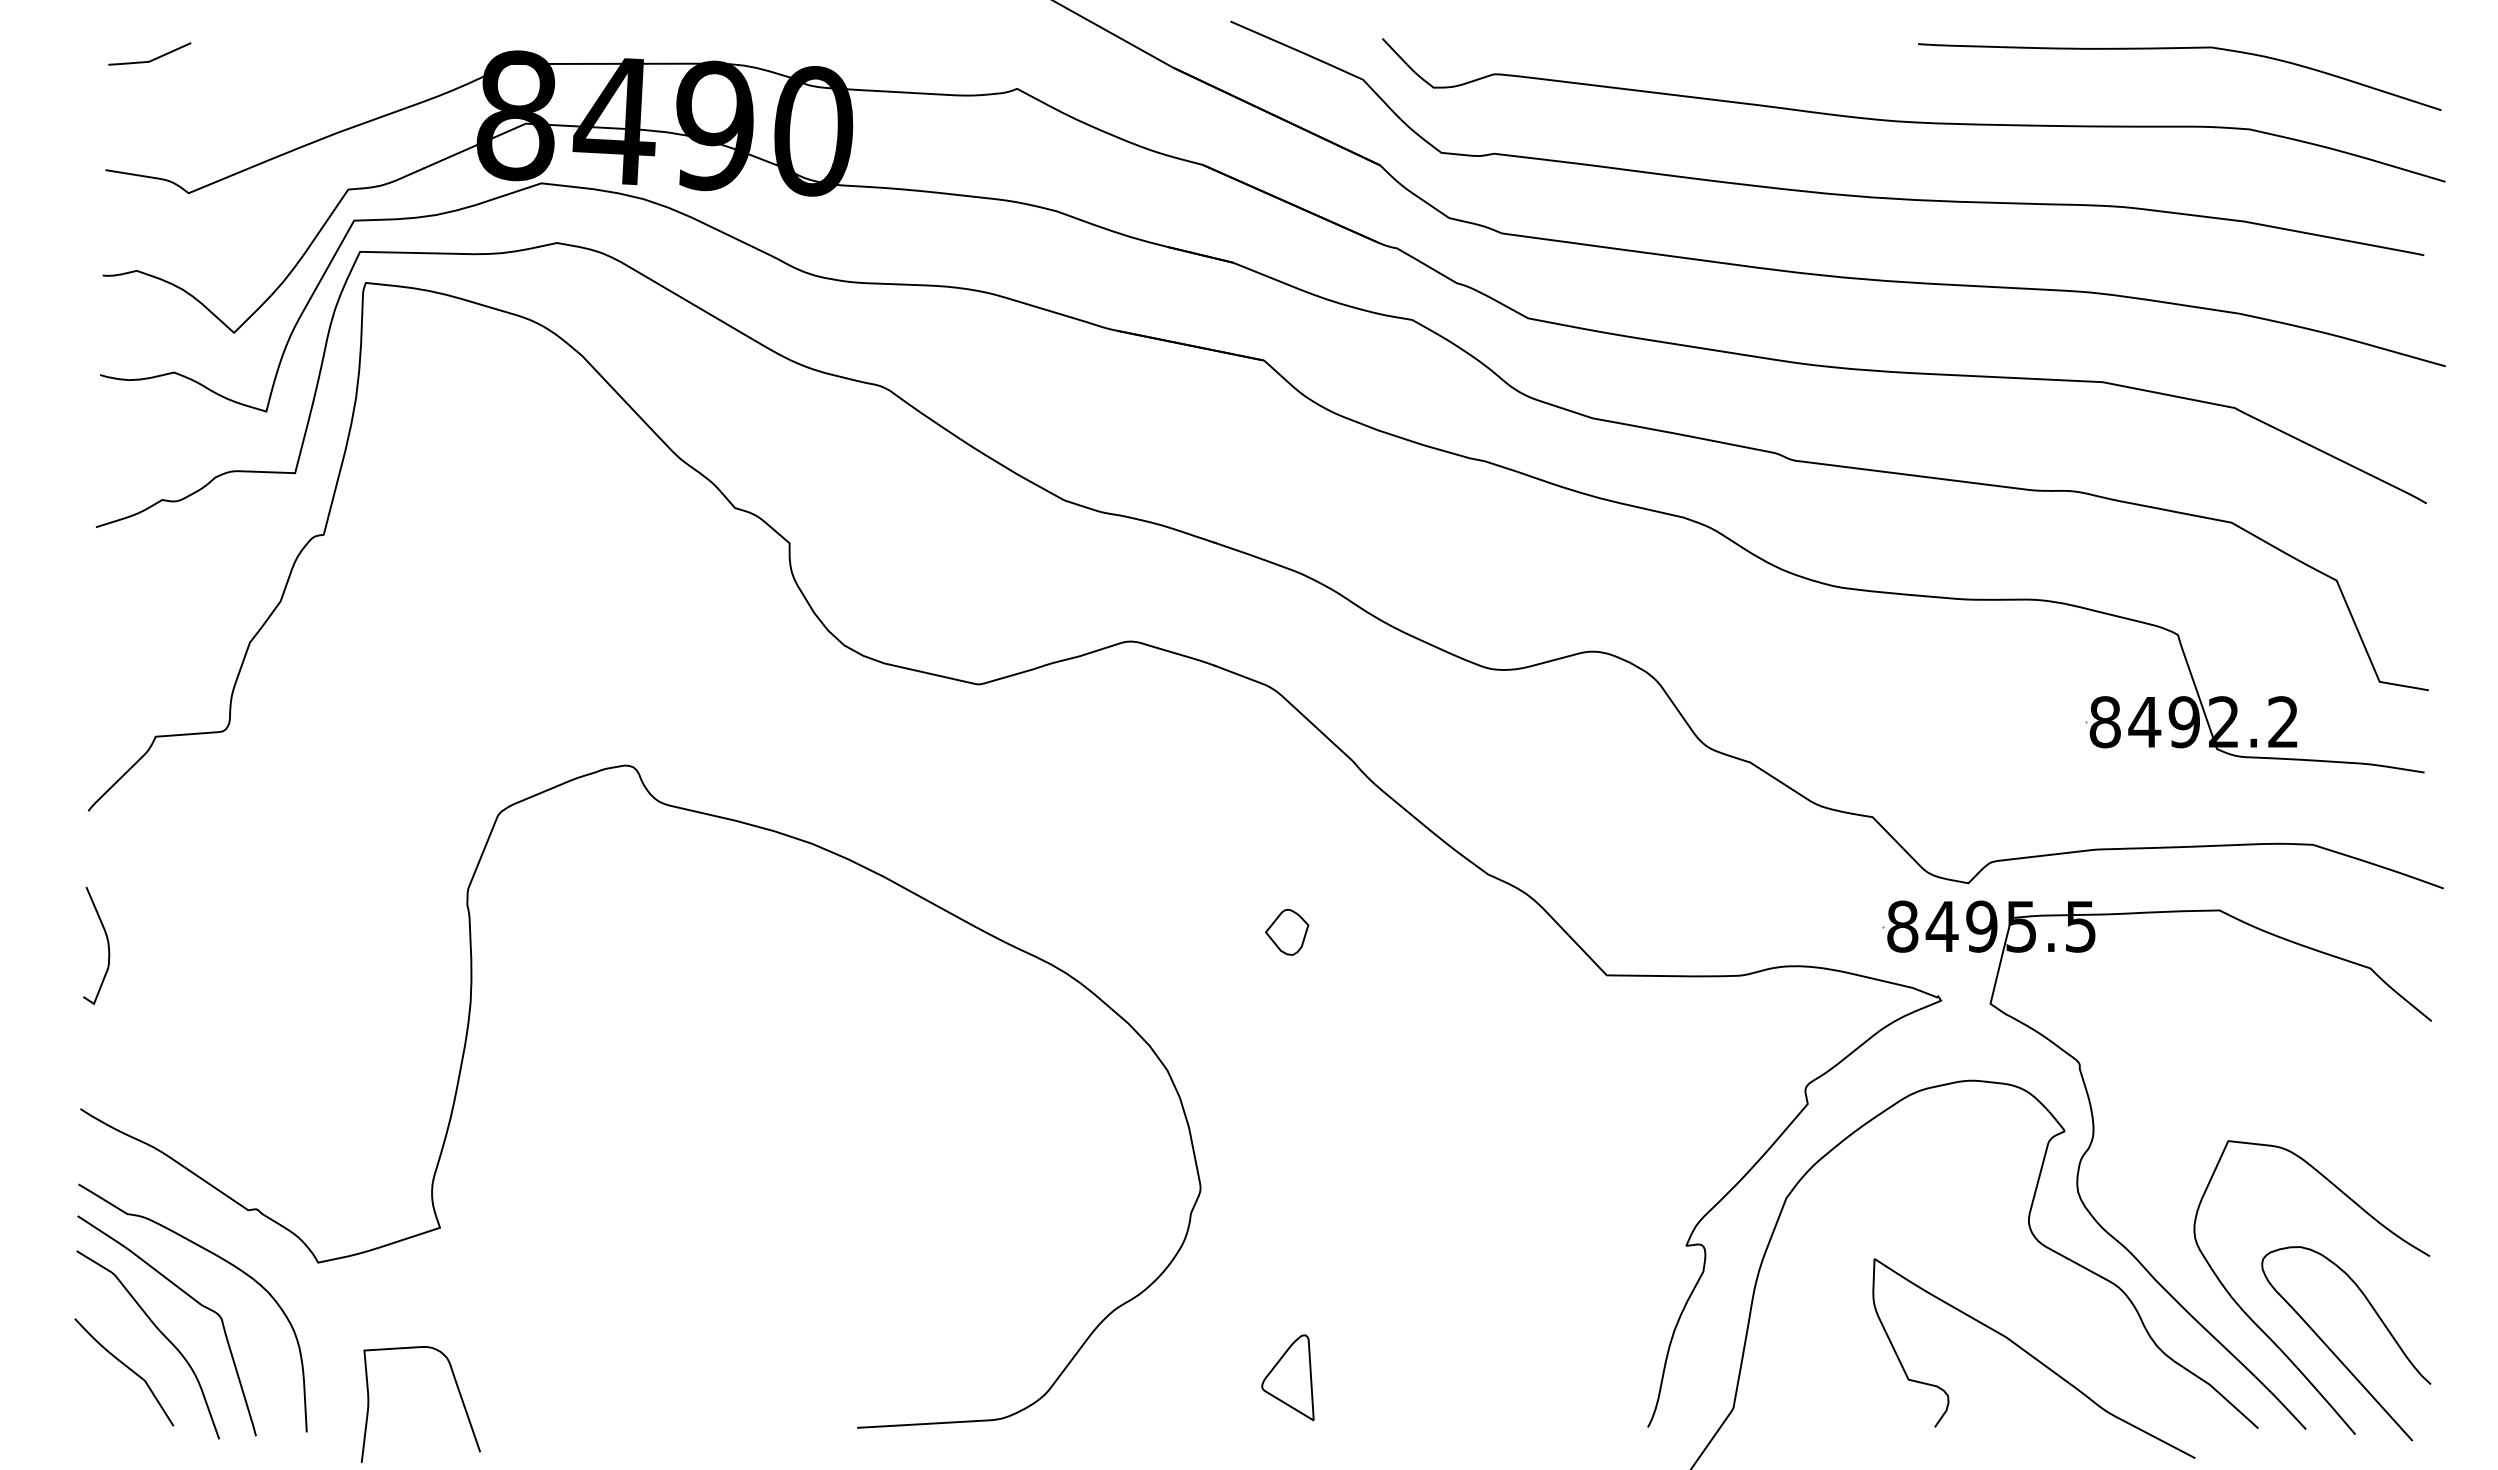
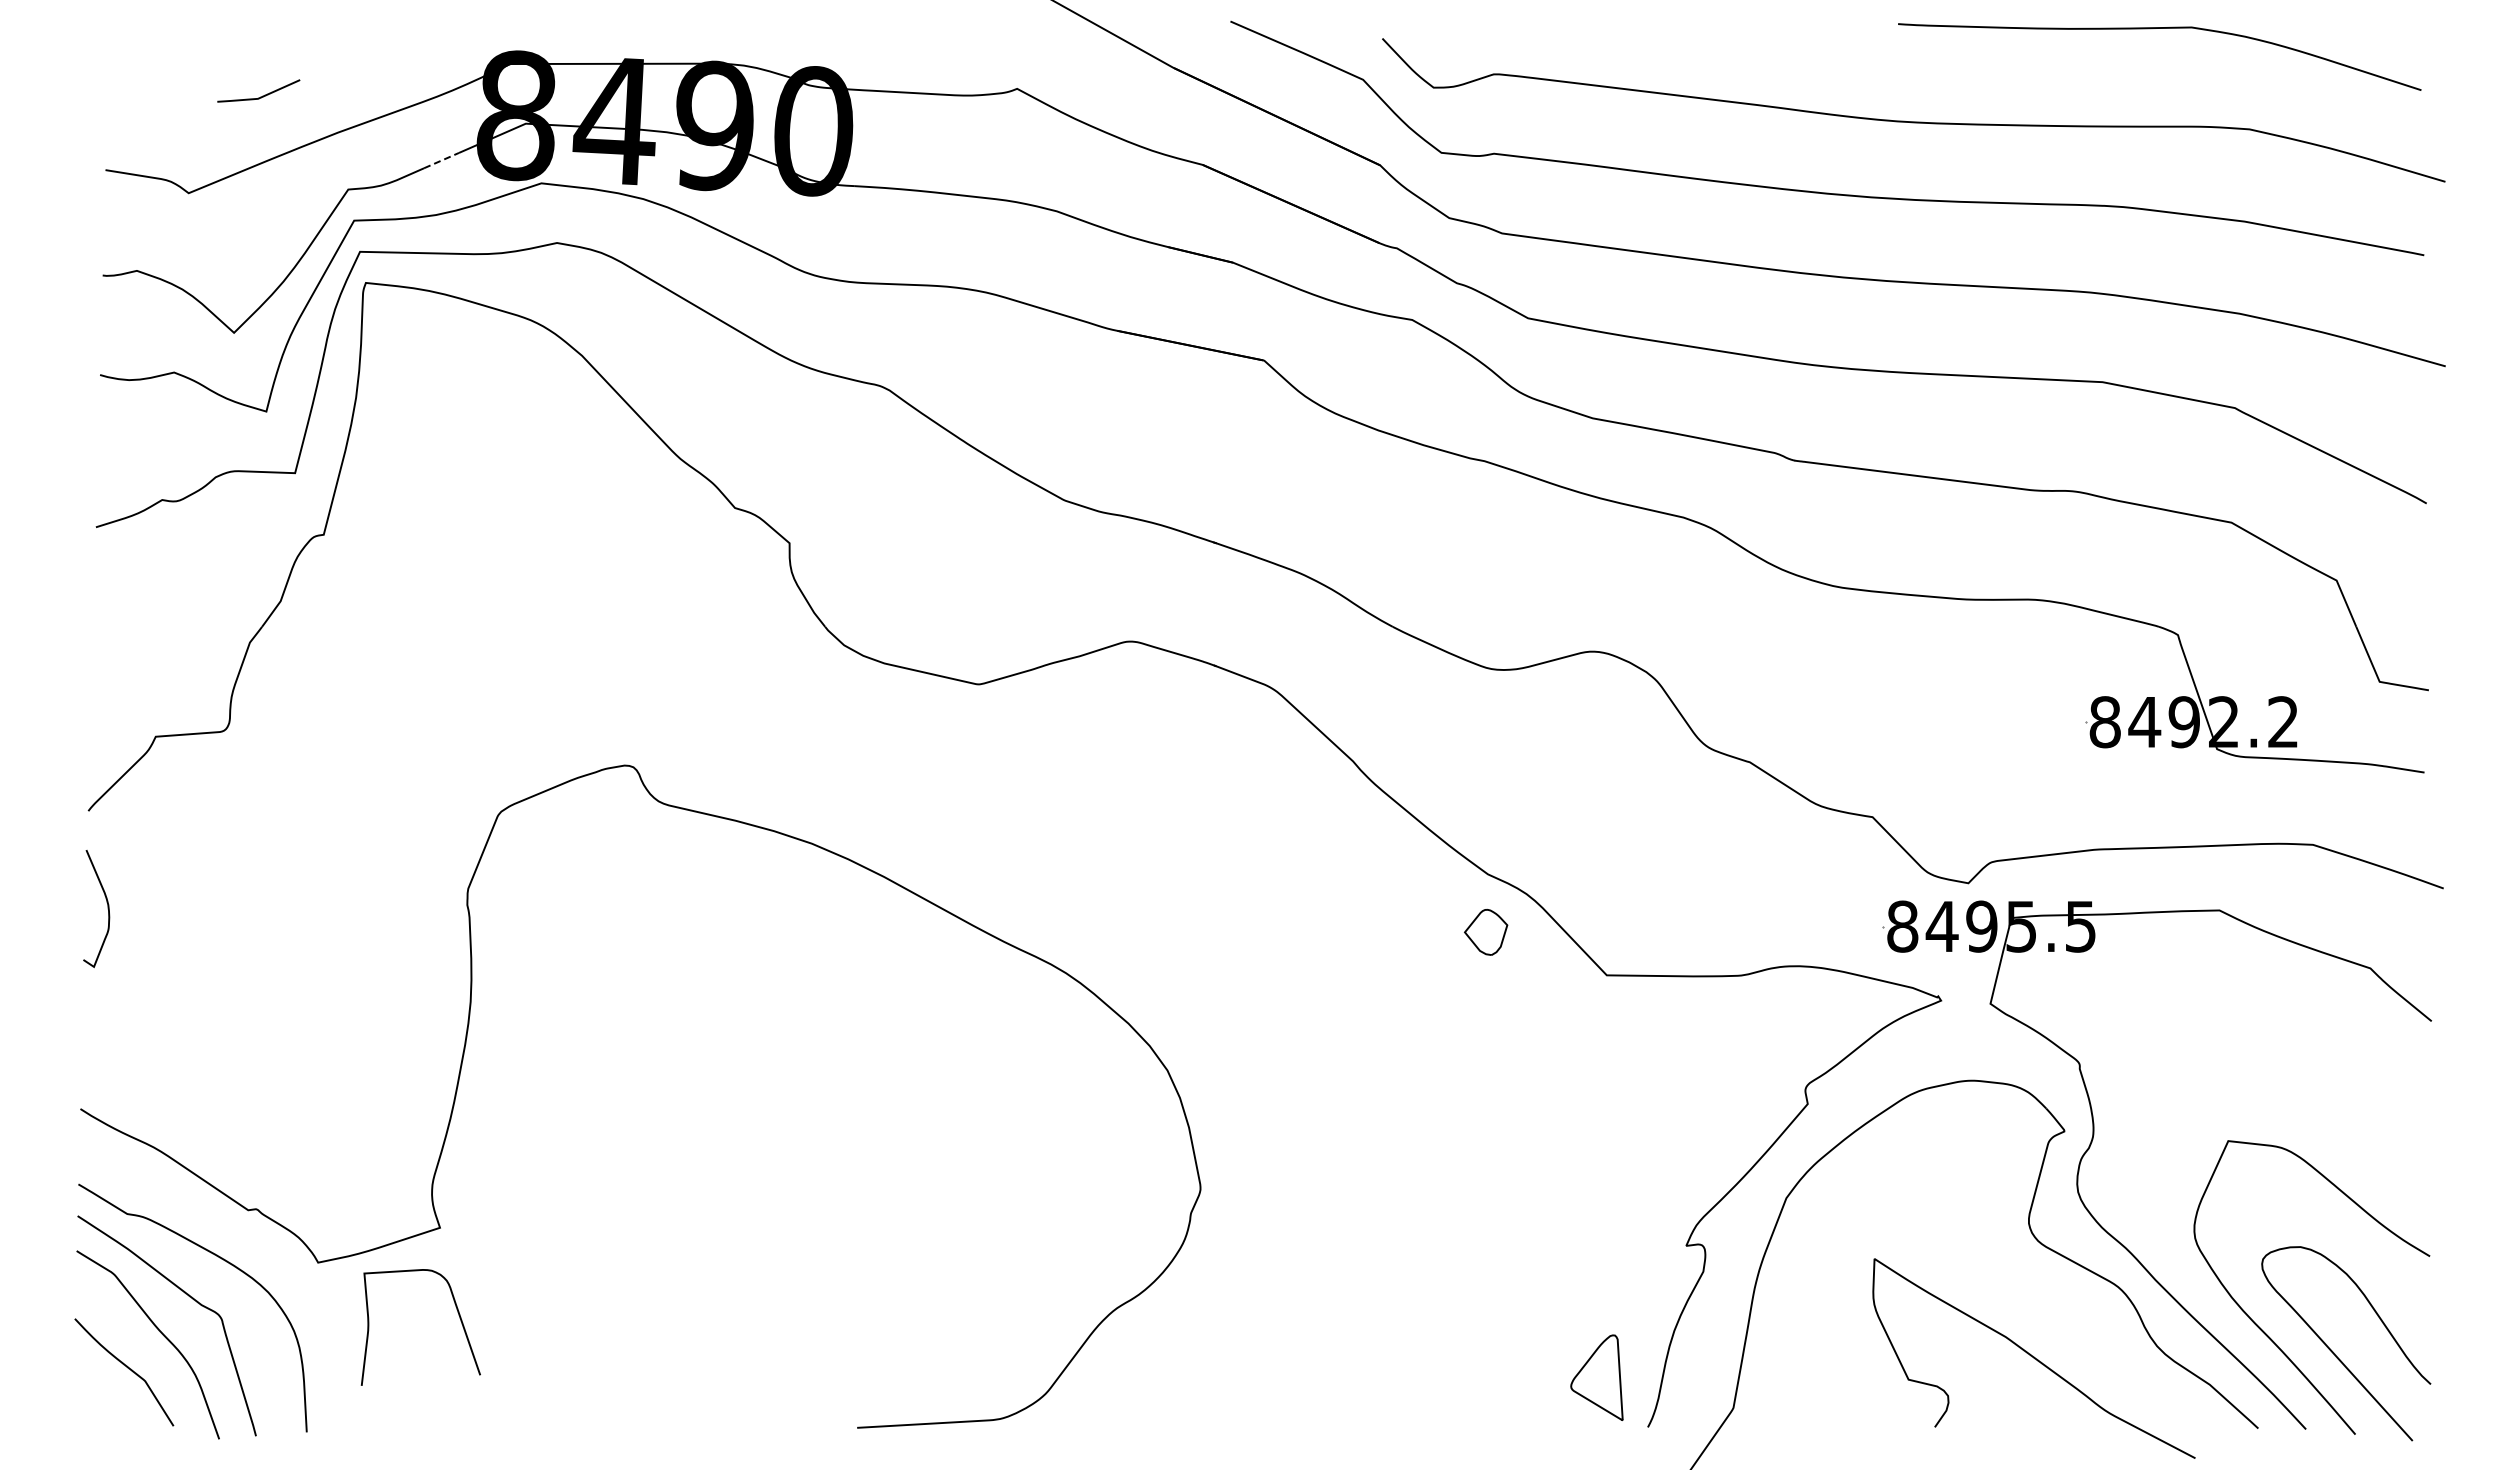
curve position: (2179, 48) -> (2159, 28) (2159, 28)
curve position: (151, 59) -> (260, 96) (260, 96)
line: solid -> dashed (442, 160)
part position: (1287, 932) -> (1486, 932) (1486, 932)
curve position: (107, 946) -> (107, 909) (107, 909)
part position: (1287, 1377) -> (1596, 1377) (1596, 1377)
curve position: (458, 1392) -> (458, 1315) (458, 1315)
